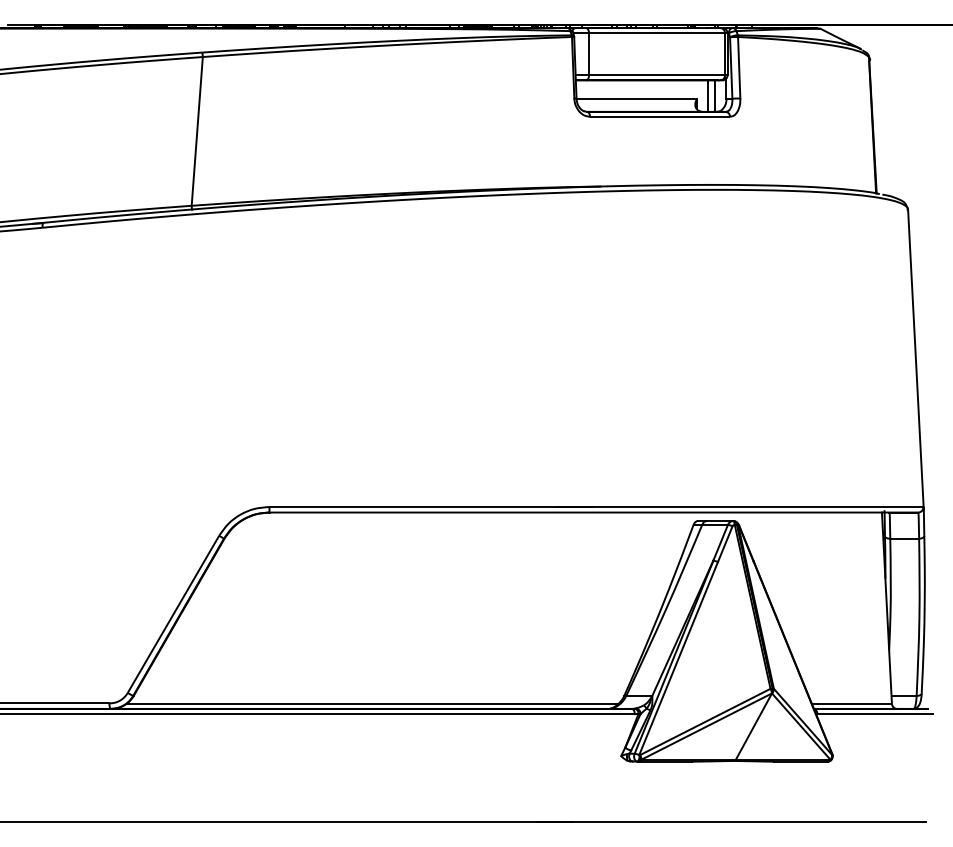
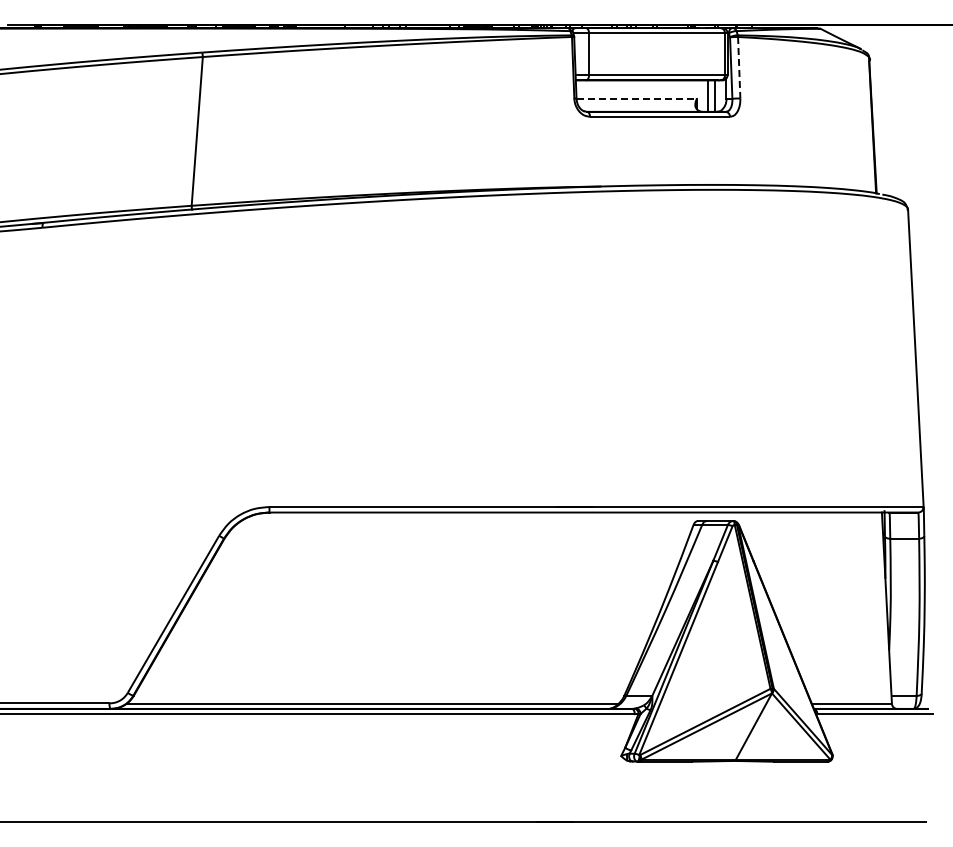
line: solid -> dashed (739, 67)
line: solid -> dashed (637, 98)
